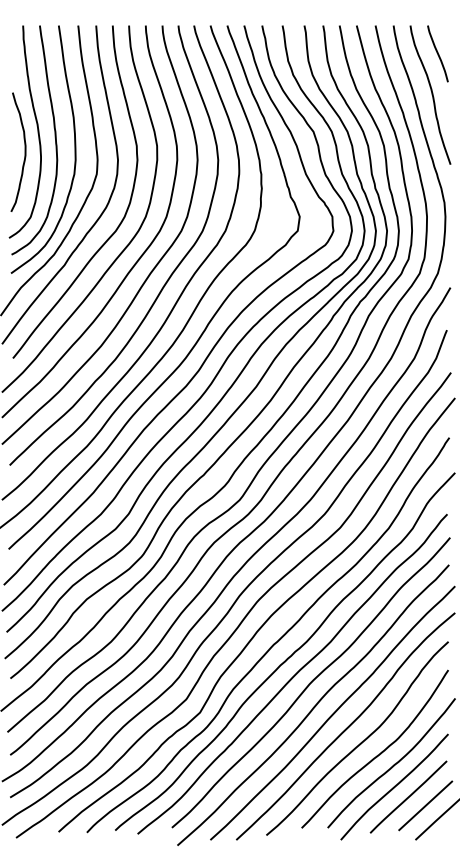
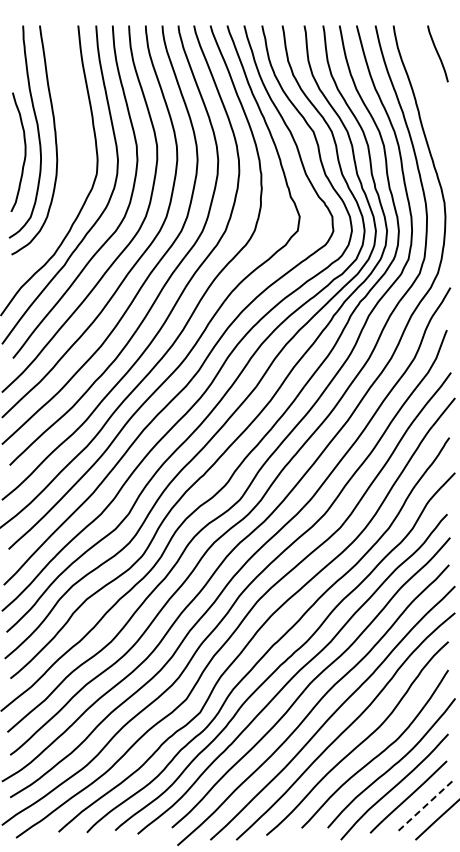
curve: present -> none (431, 94)
curve: present -> none (74, 149)
line: solid -> dashed (425, 805)
